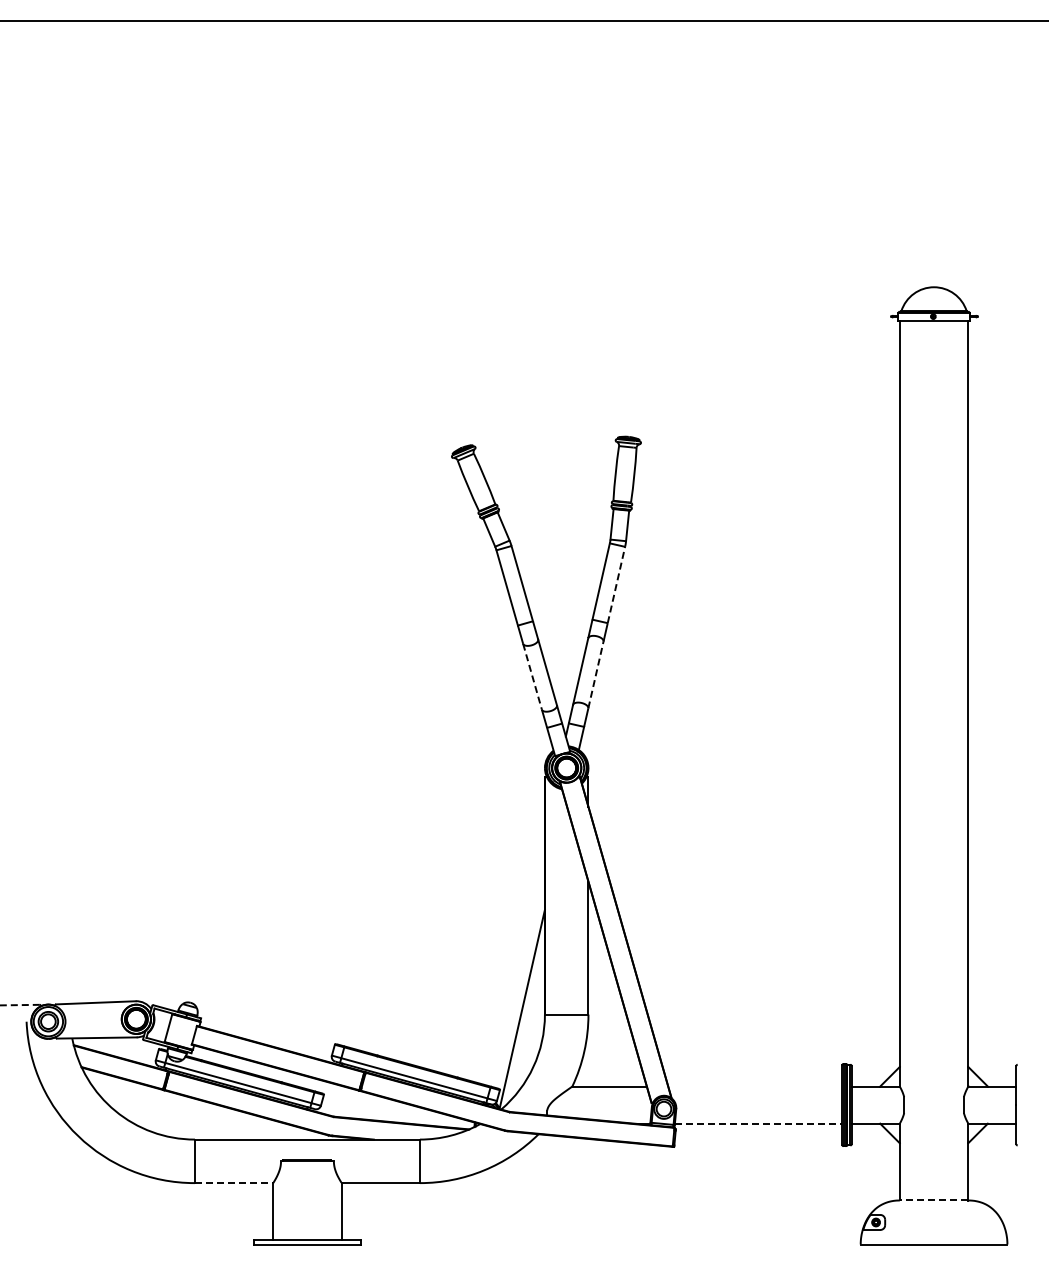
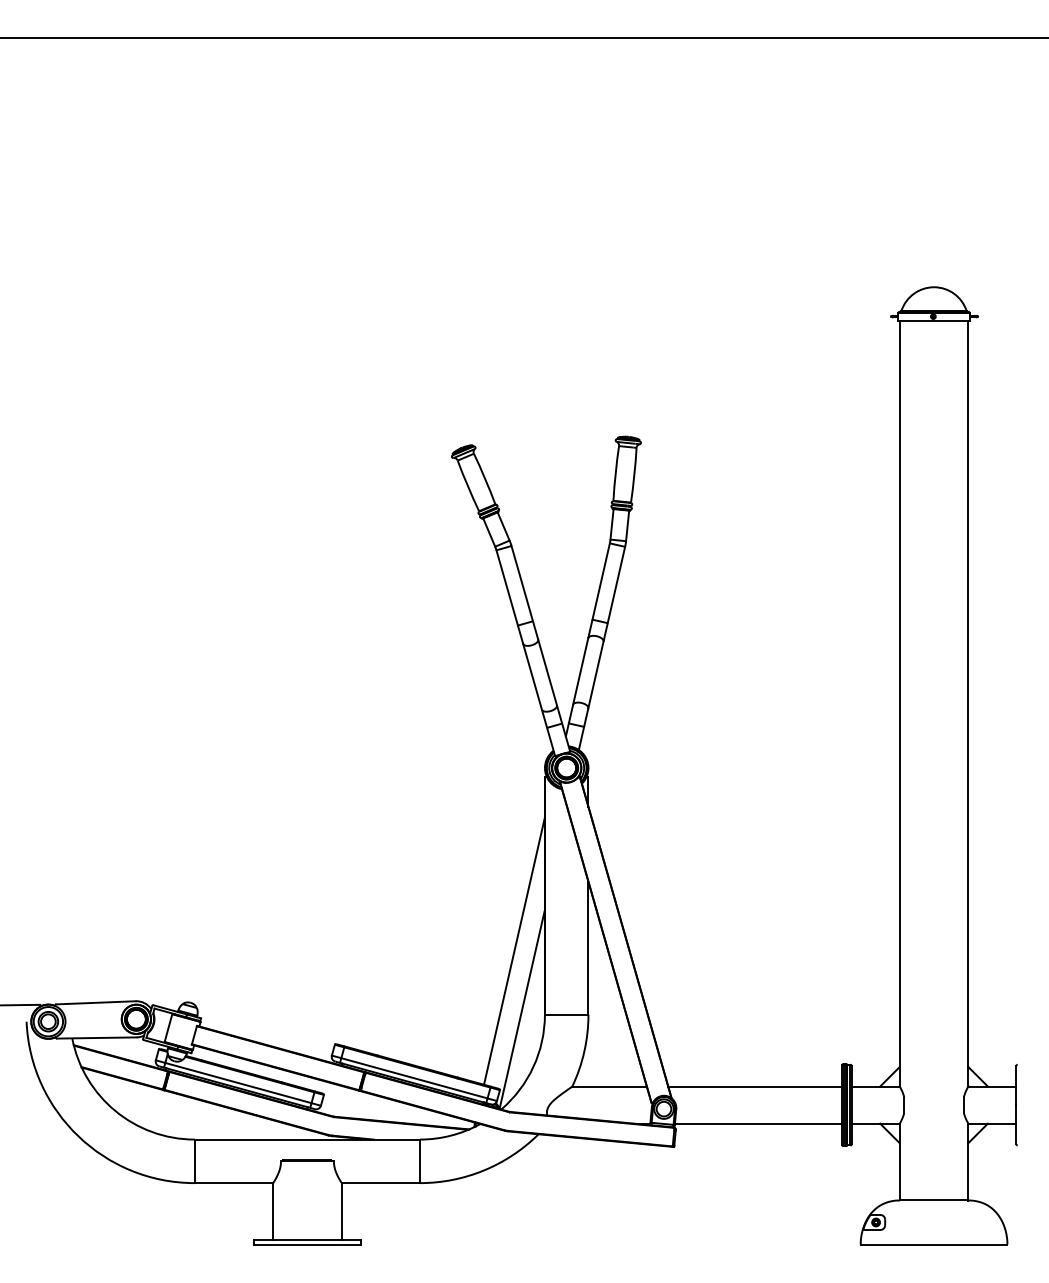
line position: (523, 21) -> (523, 38) (523, 38)
line: dashed -> solid (616, 584)
line: dashed -> solid (596, 674)
line: dashed -> solid (532, 677)
line: none -> present (514, 950)
line: dashed -> solid (19, 1005)
line: none -> present (755, 1086)
line: dashed -> solid (758, 1123)
line: dashed -> solid (234, 1183)
line: dashed -> solid (933, 1200)
